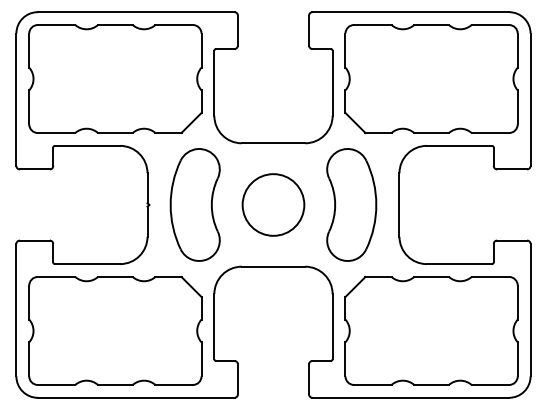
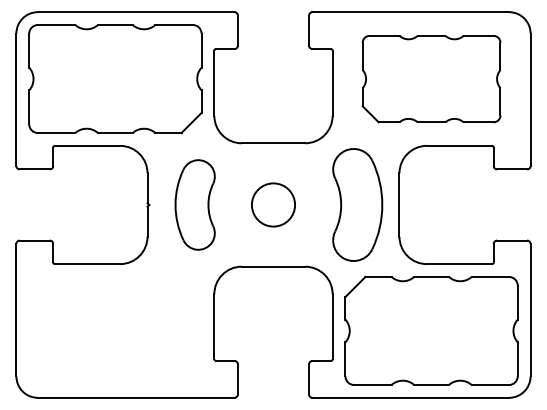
part size: 175x111 px -> 141x89 px (431, 79)
part size: 52x114 px -> 42x92 px (194, 204)
circle diameter: 62 px -> 43 px (273, 204)
part position: (351, 204) -> (357, 204) (357, 204)
part: present -> none (115, 330)
